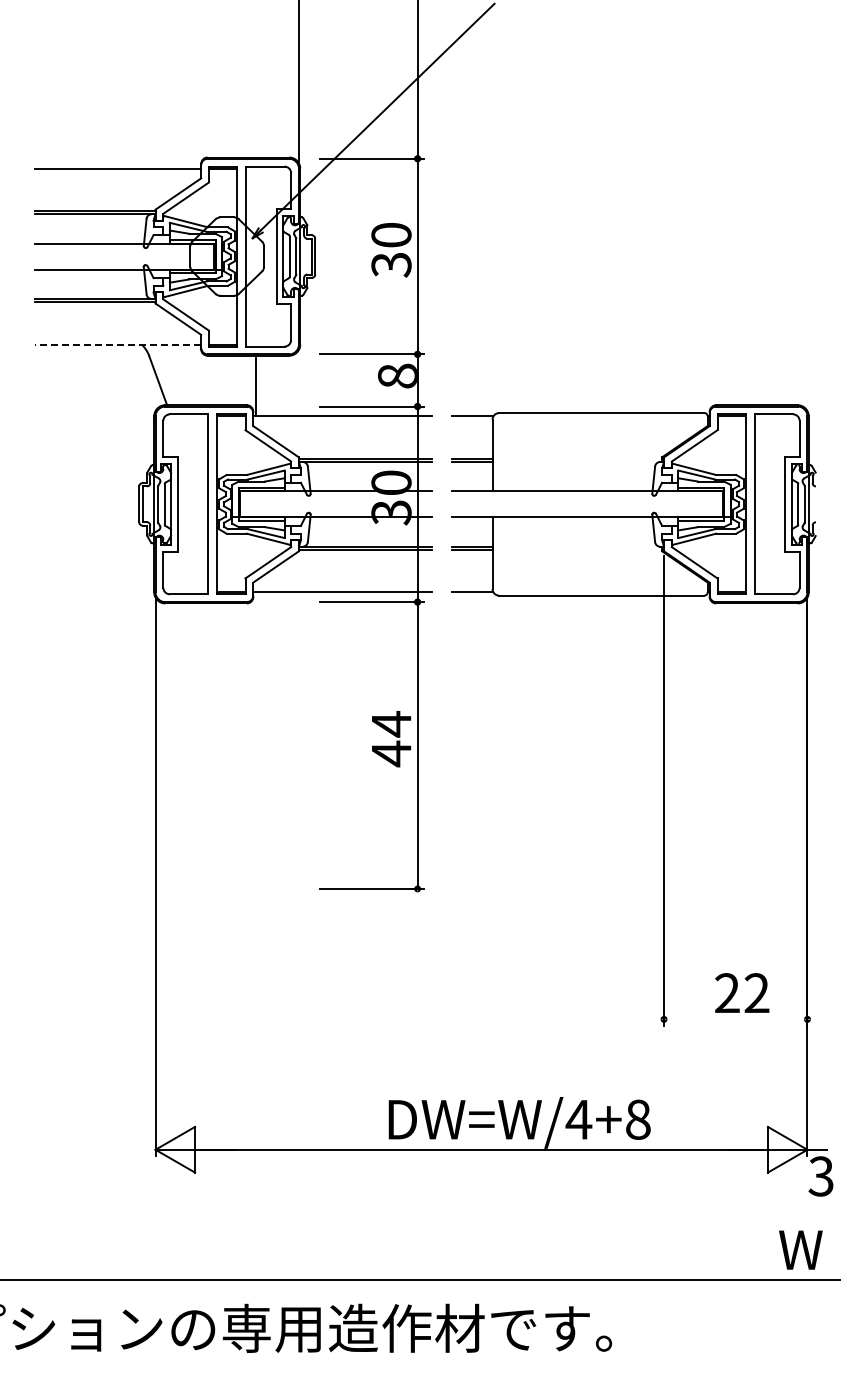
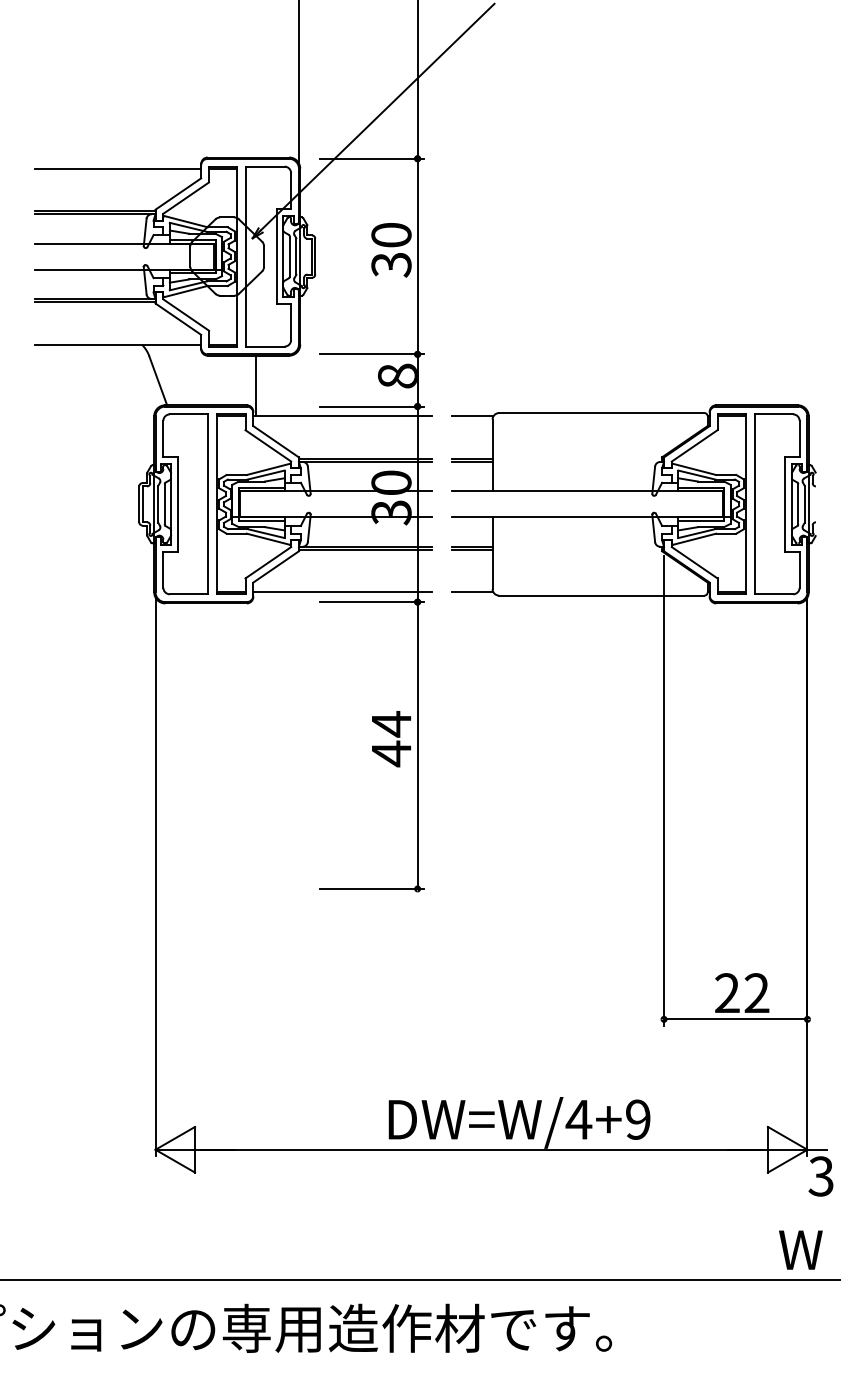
line: dashed -> solid (117, 344)
line: none -> present (735, 1019)
text: DW=W/4+8 -> DW=W/4+9 (638, 1119)
